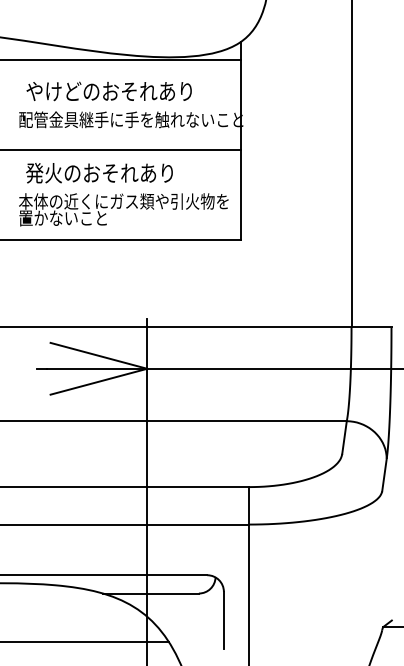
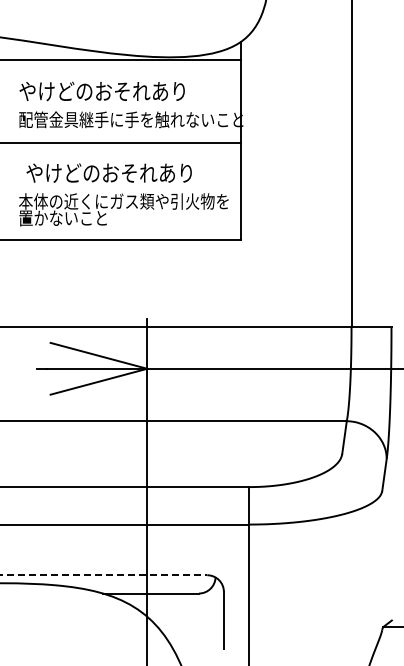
text position: (108, 91) -> (101, 91) (101, 91)
line position: (121, 150) -> (121, 143) (121, 143)
text: 発火のおそれあり -> やけどのおそれあり (108, 173)
line: solid -> dashed (104, 575)
line: present -> none (85, 641)
